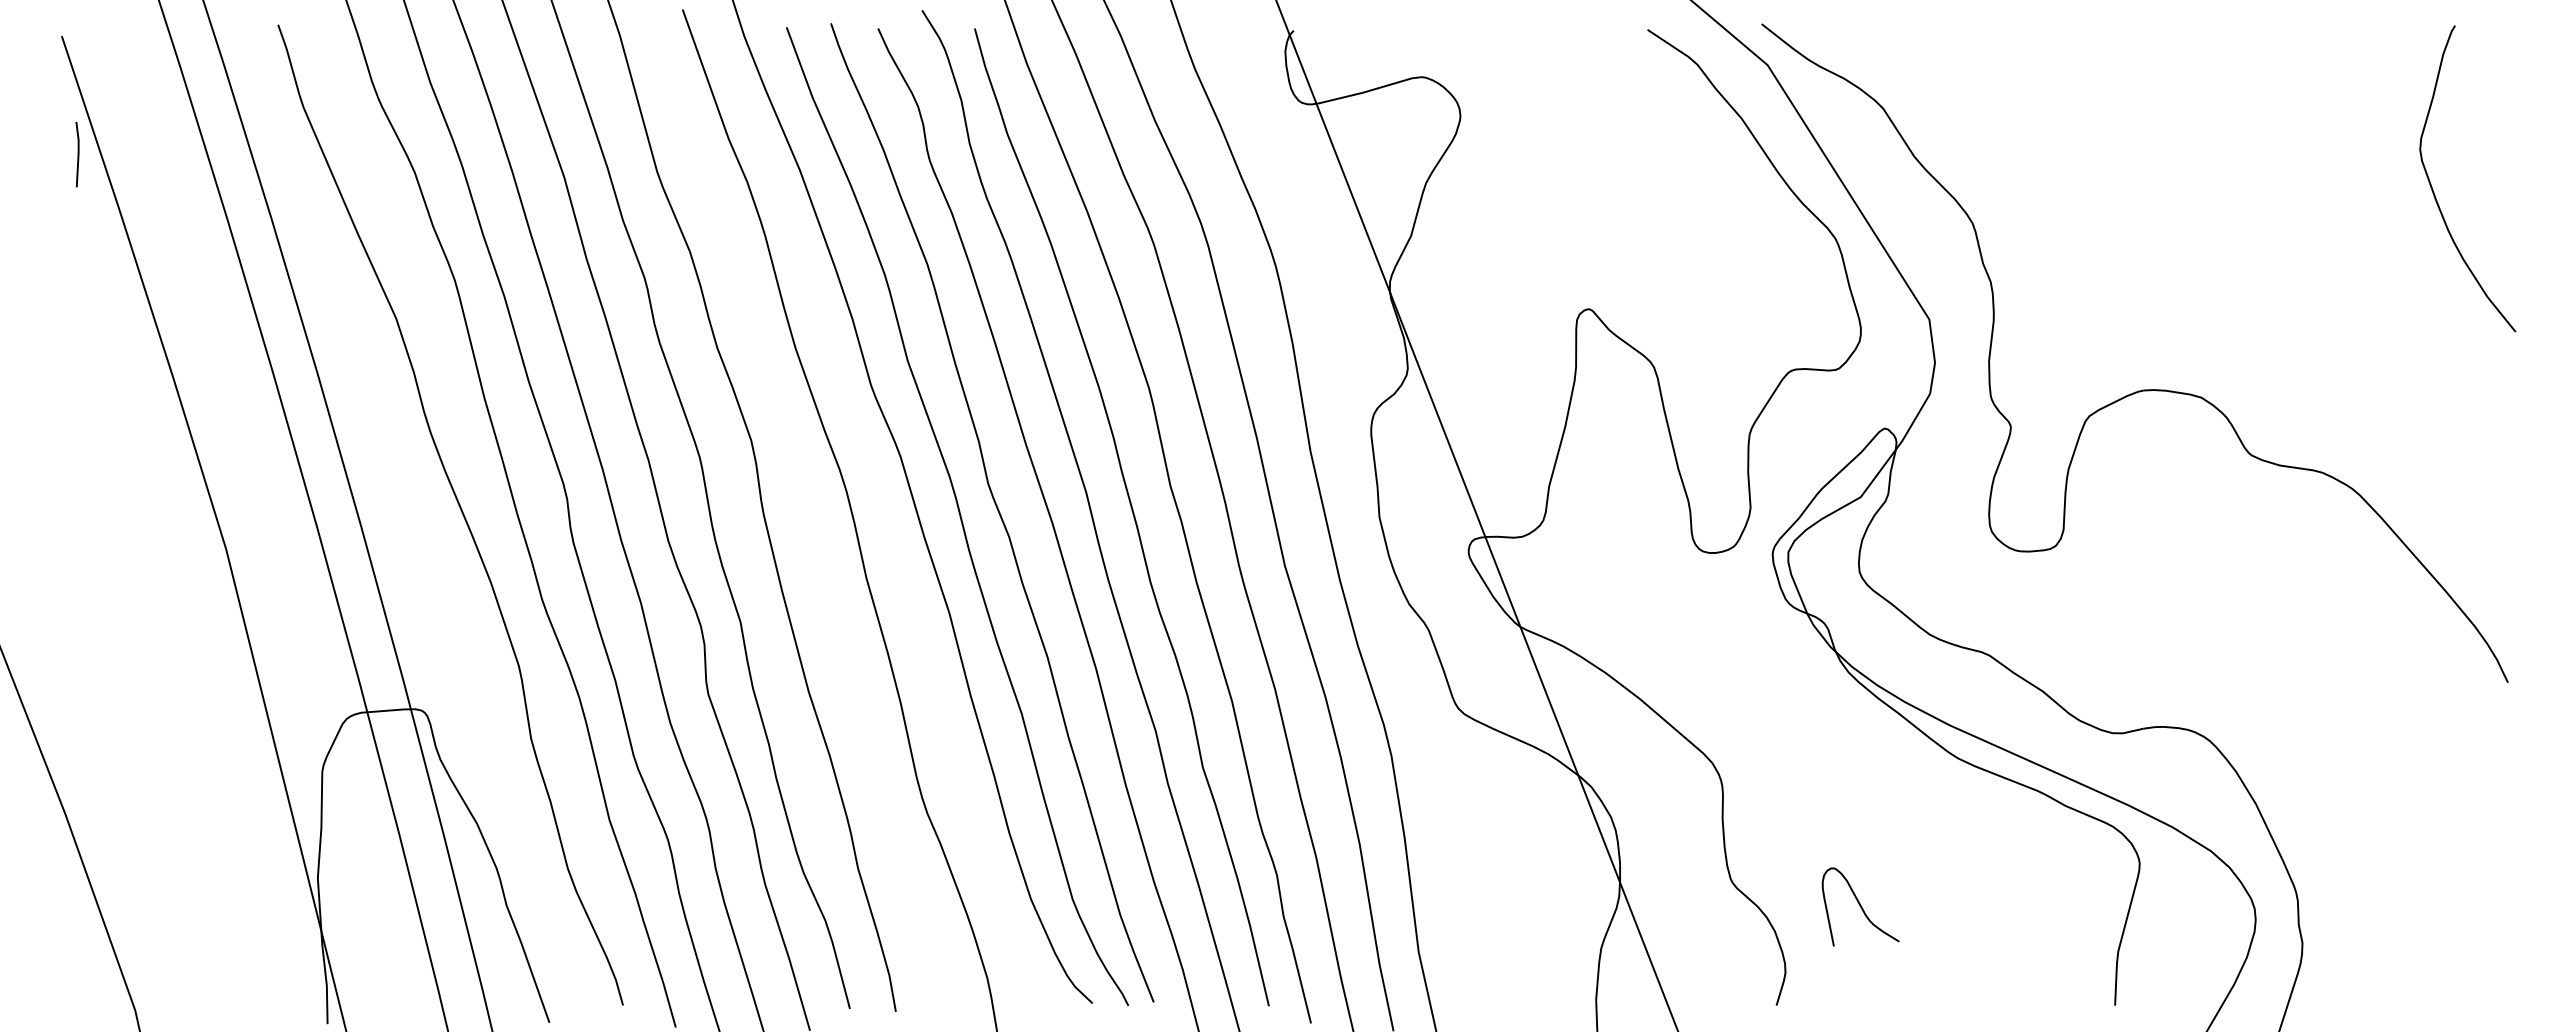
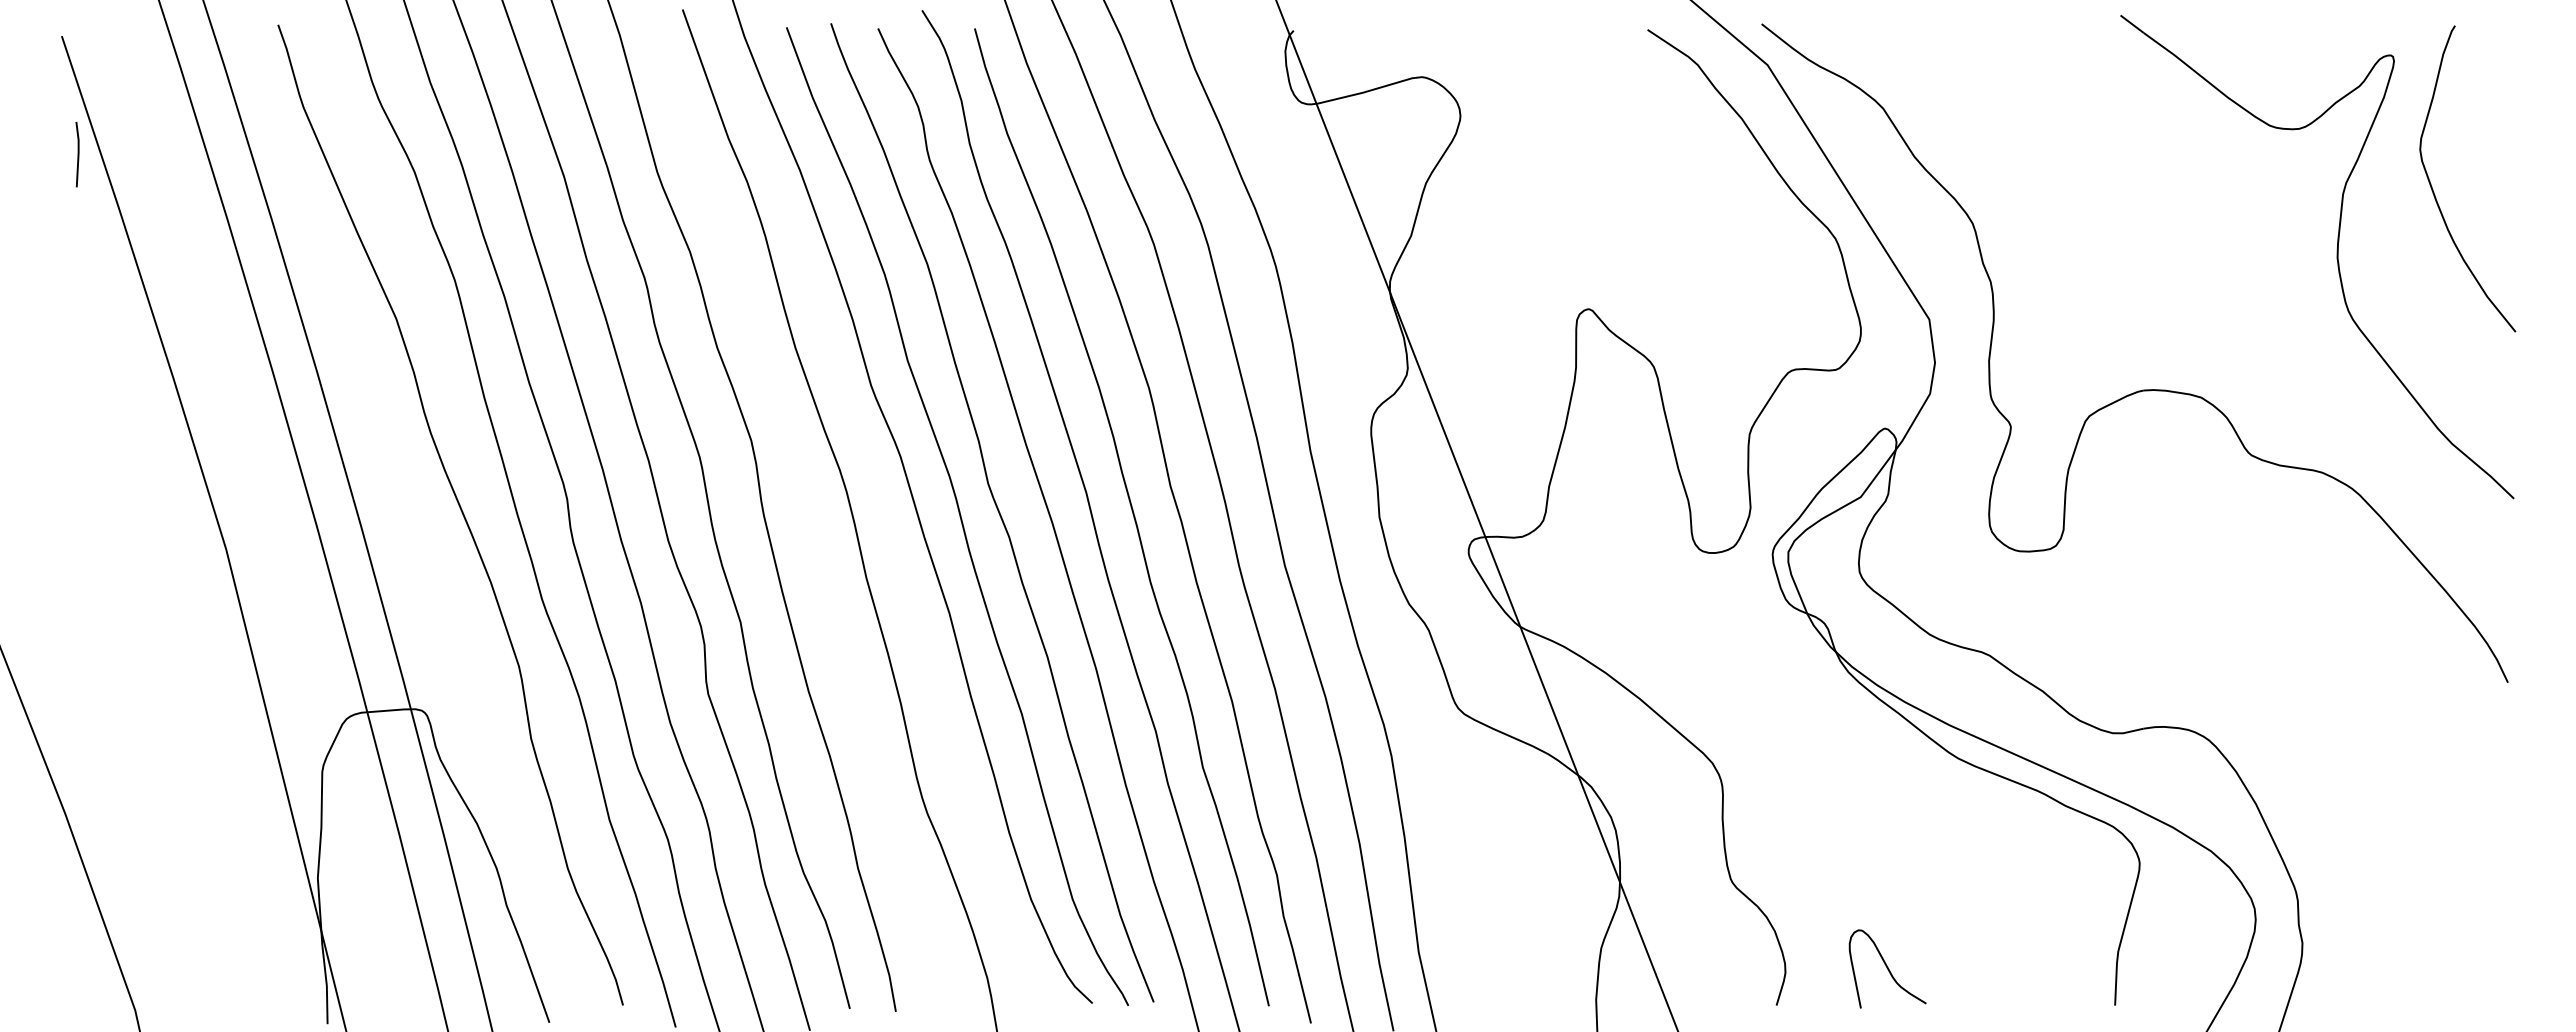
part: none -> present (2336, 257)
curve position: (1860, 906) -> (1887, 968) (1887, 968)
